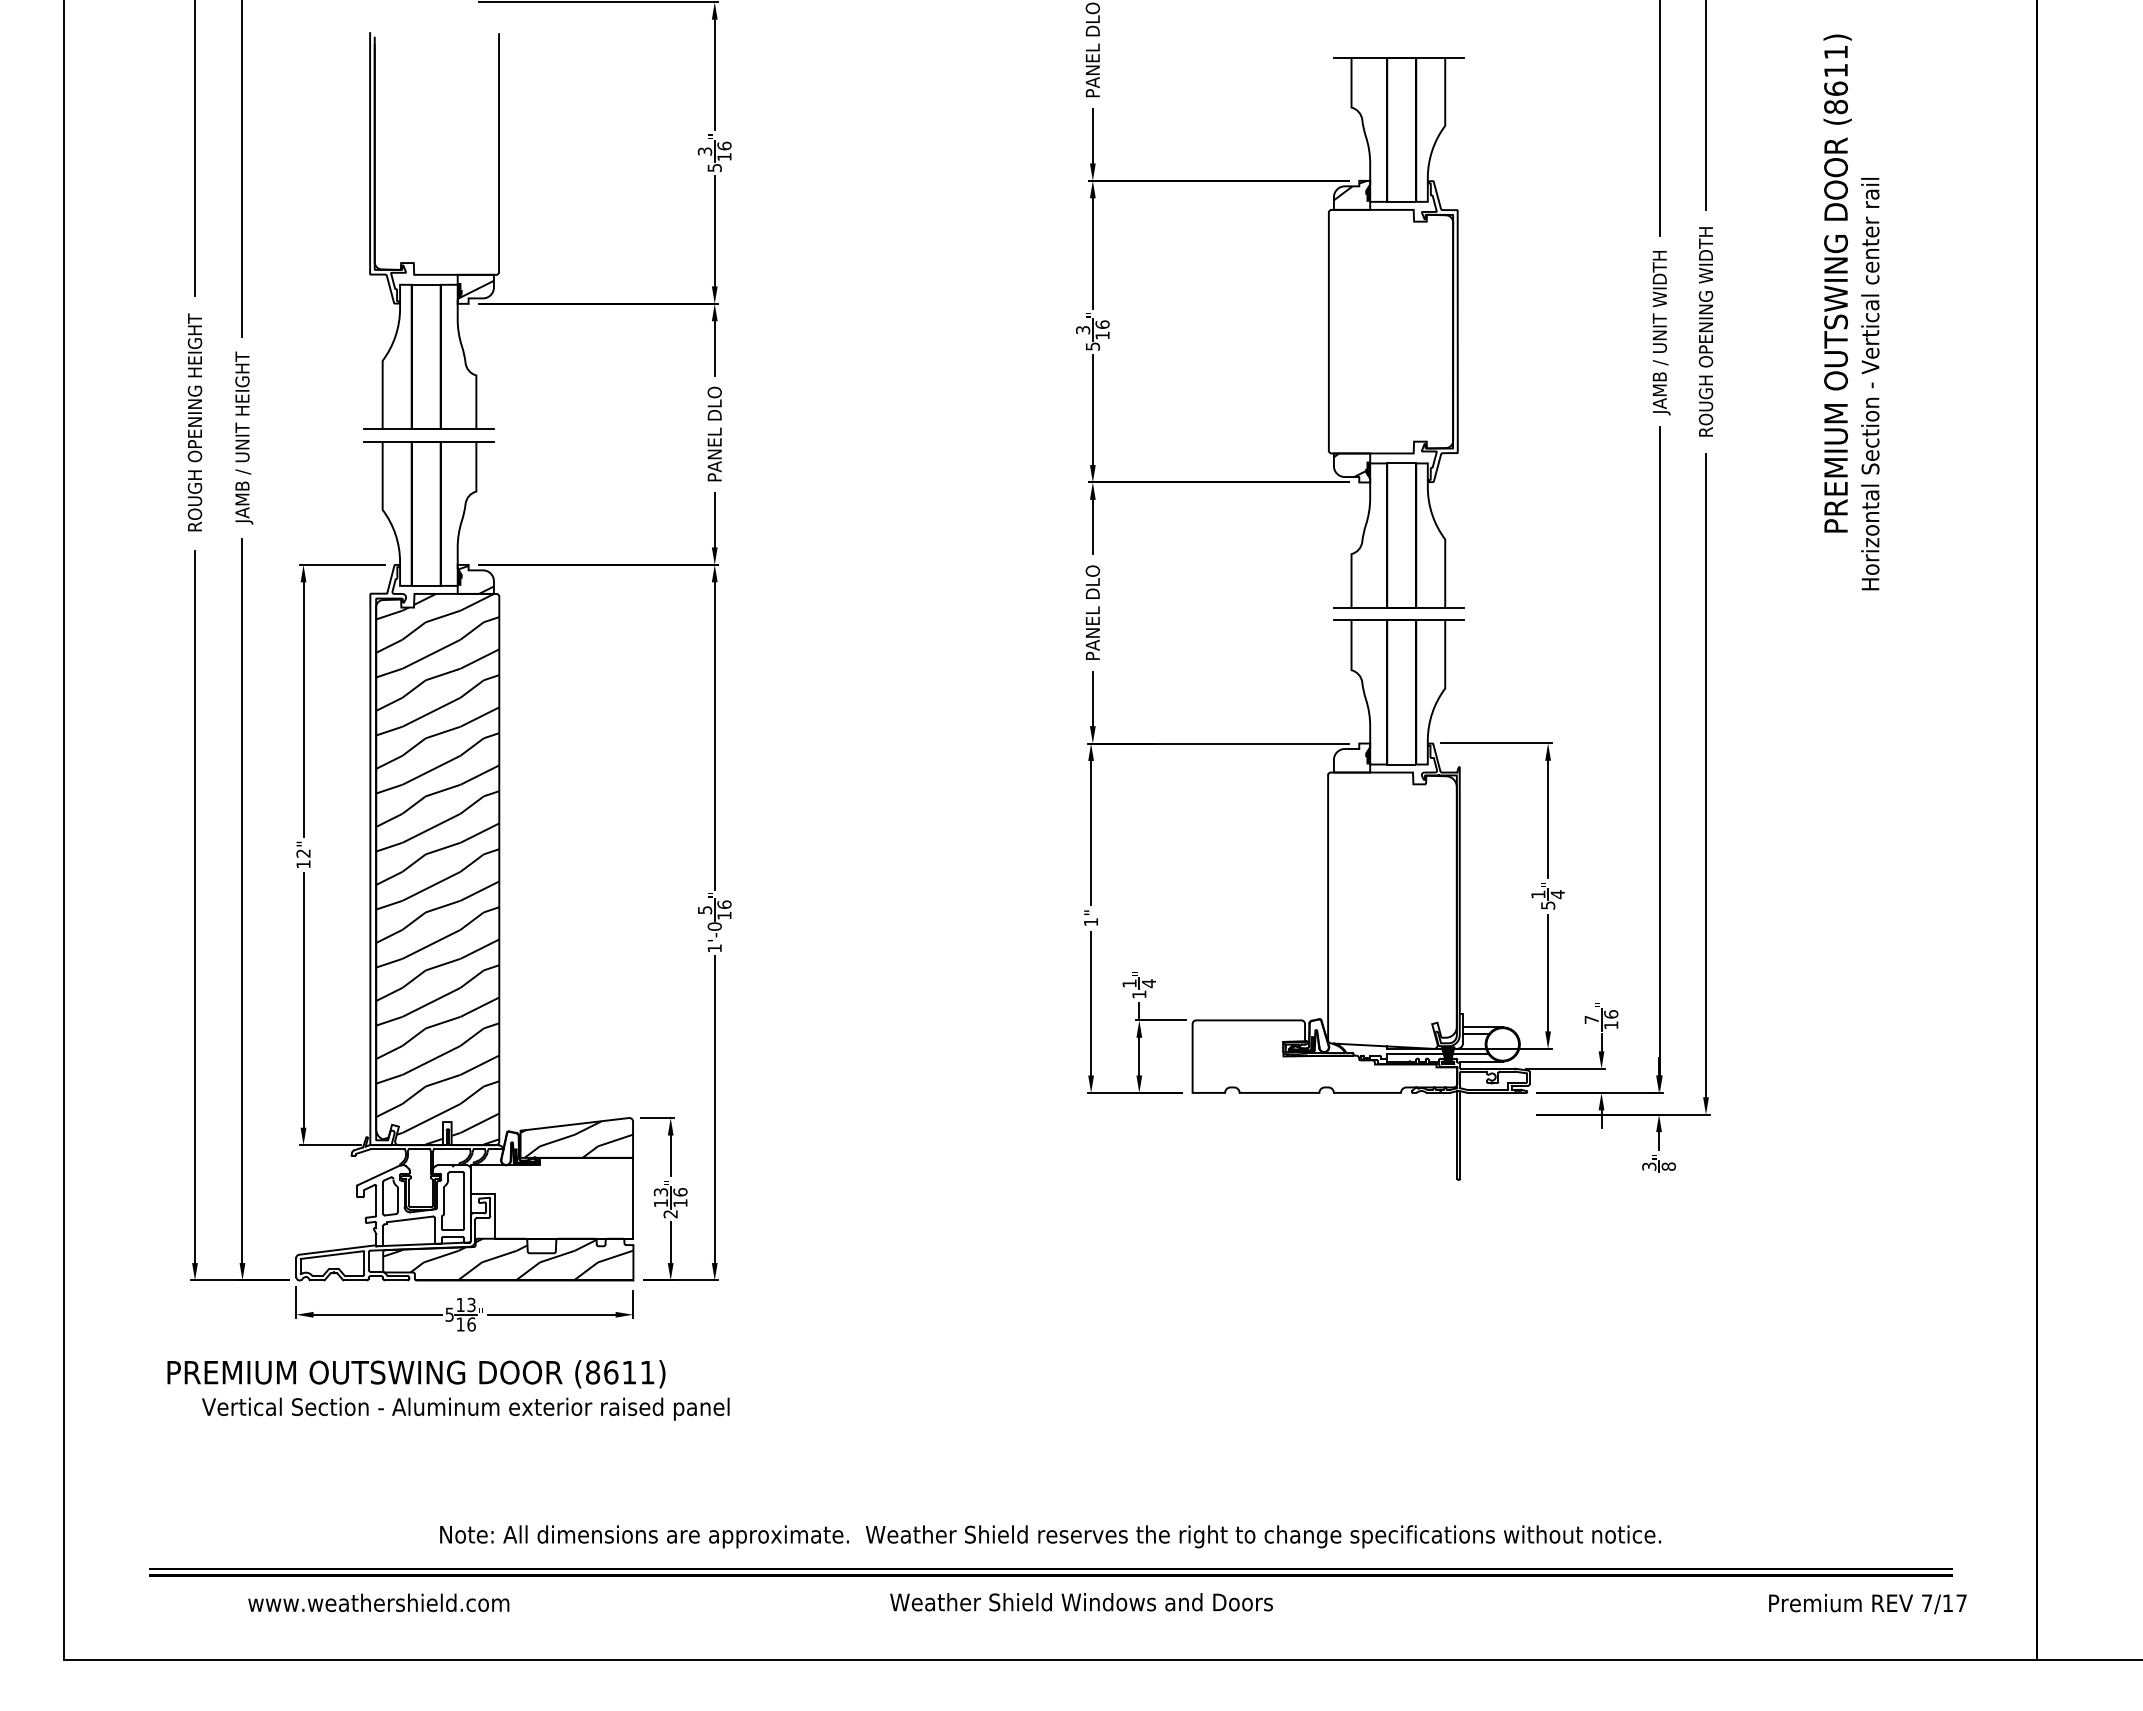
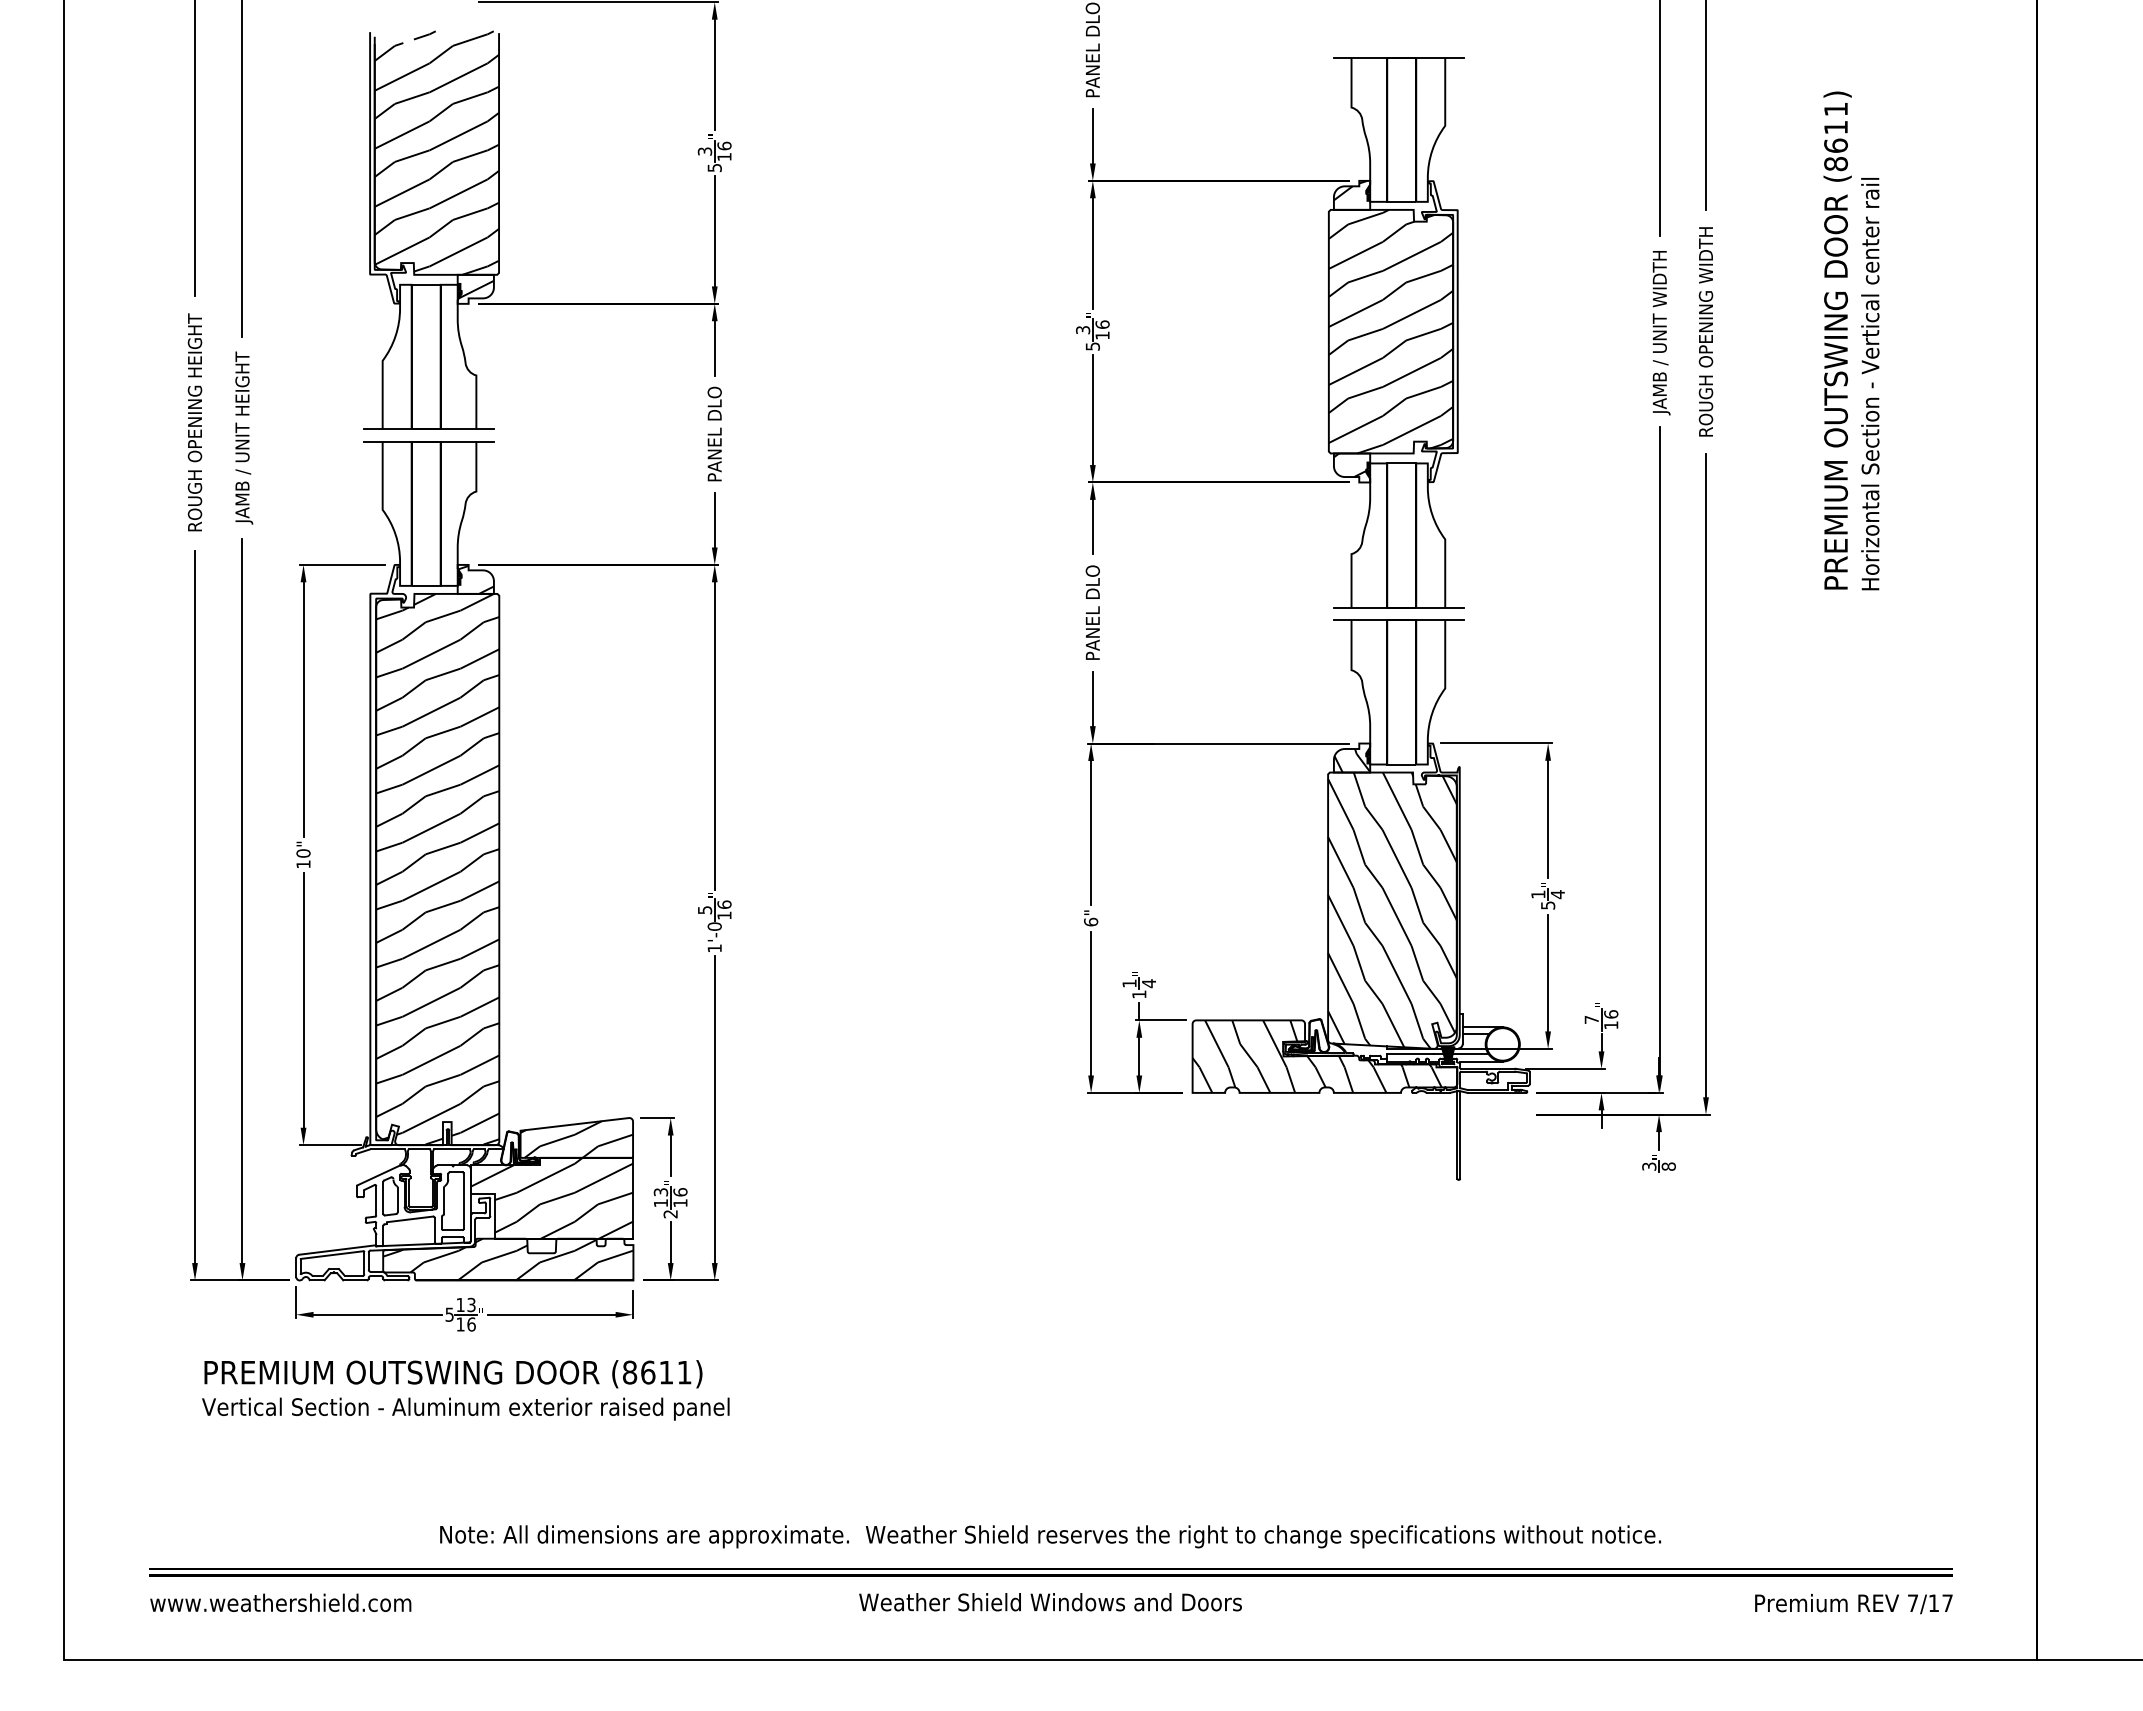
hatch: none -> present (436, 152)
text position: (1837, 283) -> (1837, 340) (1837, 340)
hatch: none -> present (1390, 331)
hatch: none -> present (1352, 760)
text: 12" -> 10" (303, 853)
hatch: none -> present (1392, 910)
text: 1" -> 6" (1091, 921)
hatch: none -> present (1316, 1056)
hatch: none -> present (552, 1197)
text position: (416, 1374) -> (453, 1374) (453, 1374)
text position: (378, 1602) -> (280, 1602) (280, 1602)
text position: (1081, 1602) -> (1050, 1602) (1050, 1602)
text position: (1867, 1603) -> (1853, 1603) (1853, 1603)
